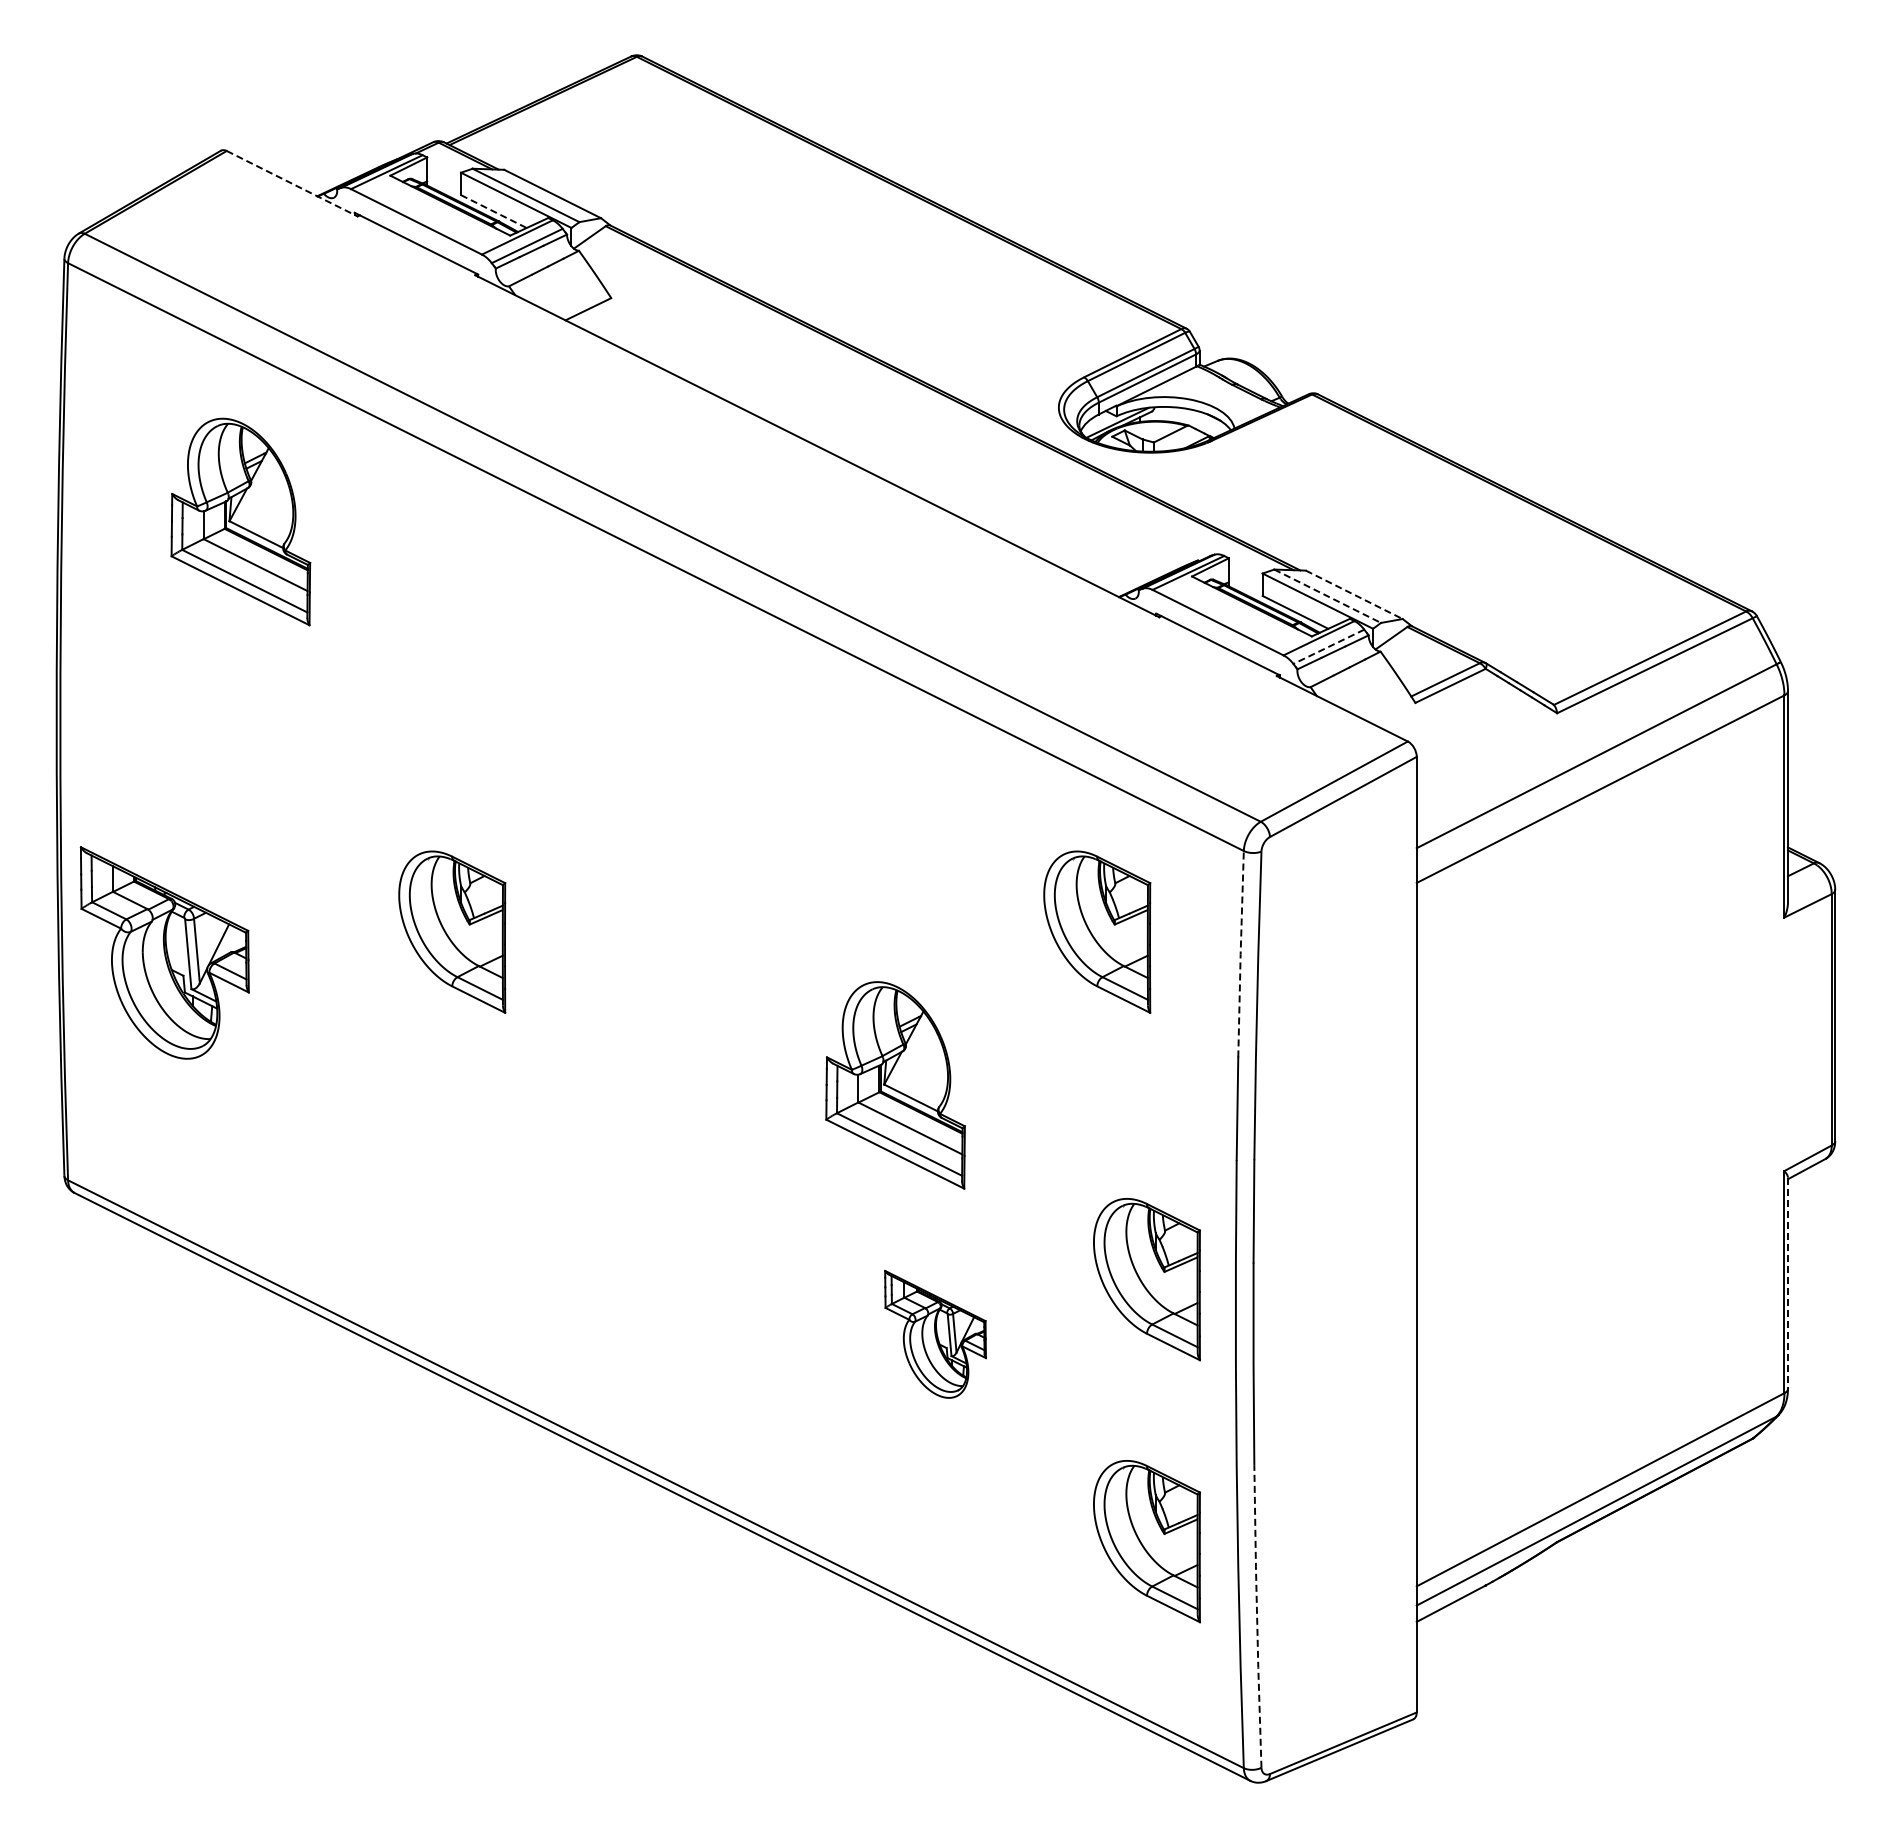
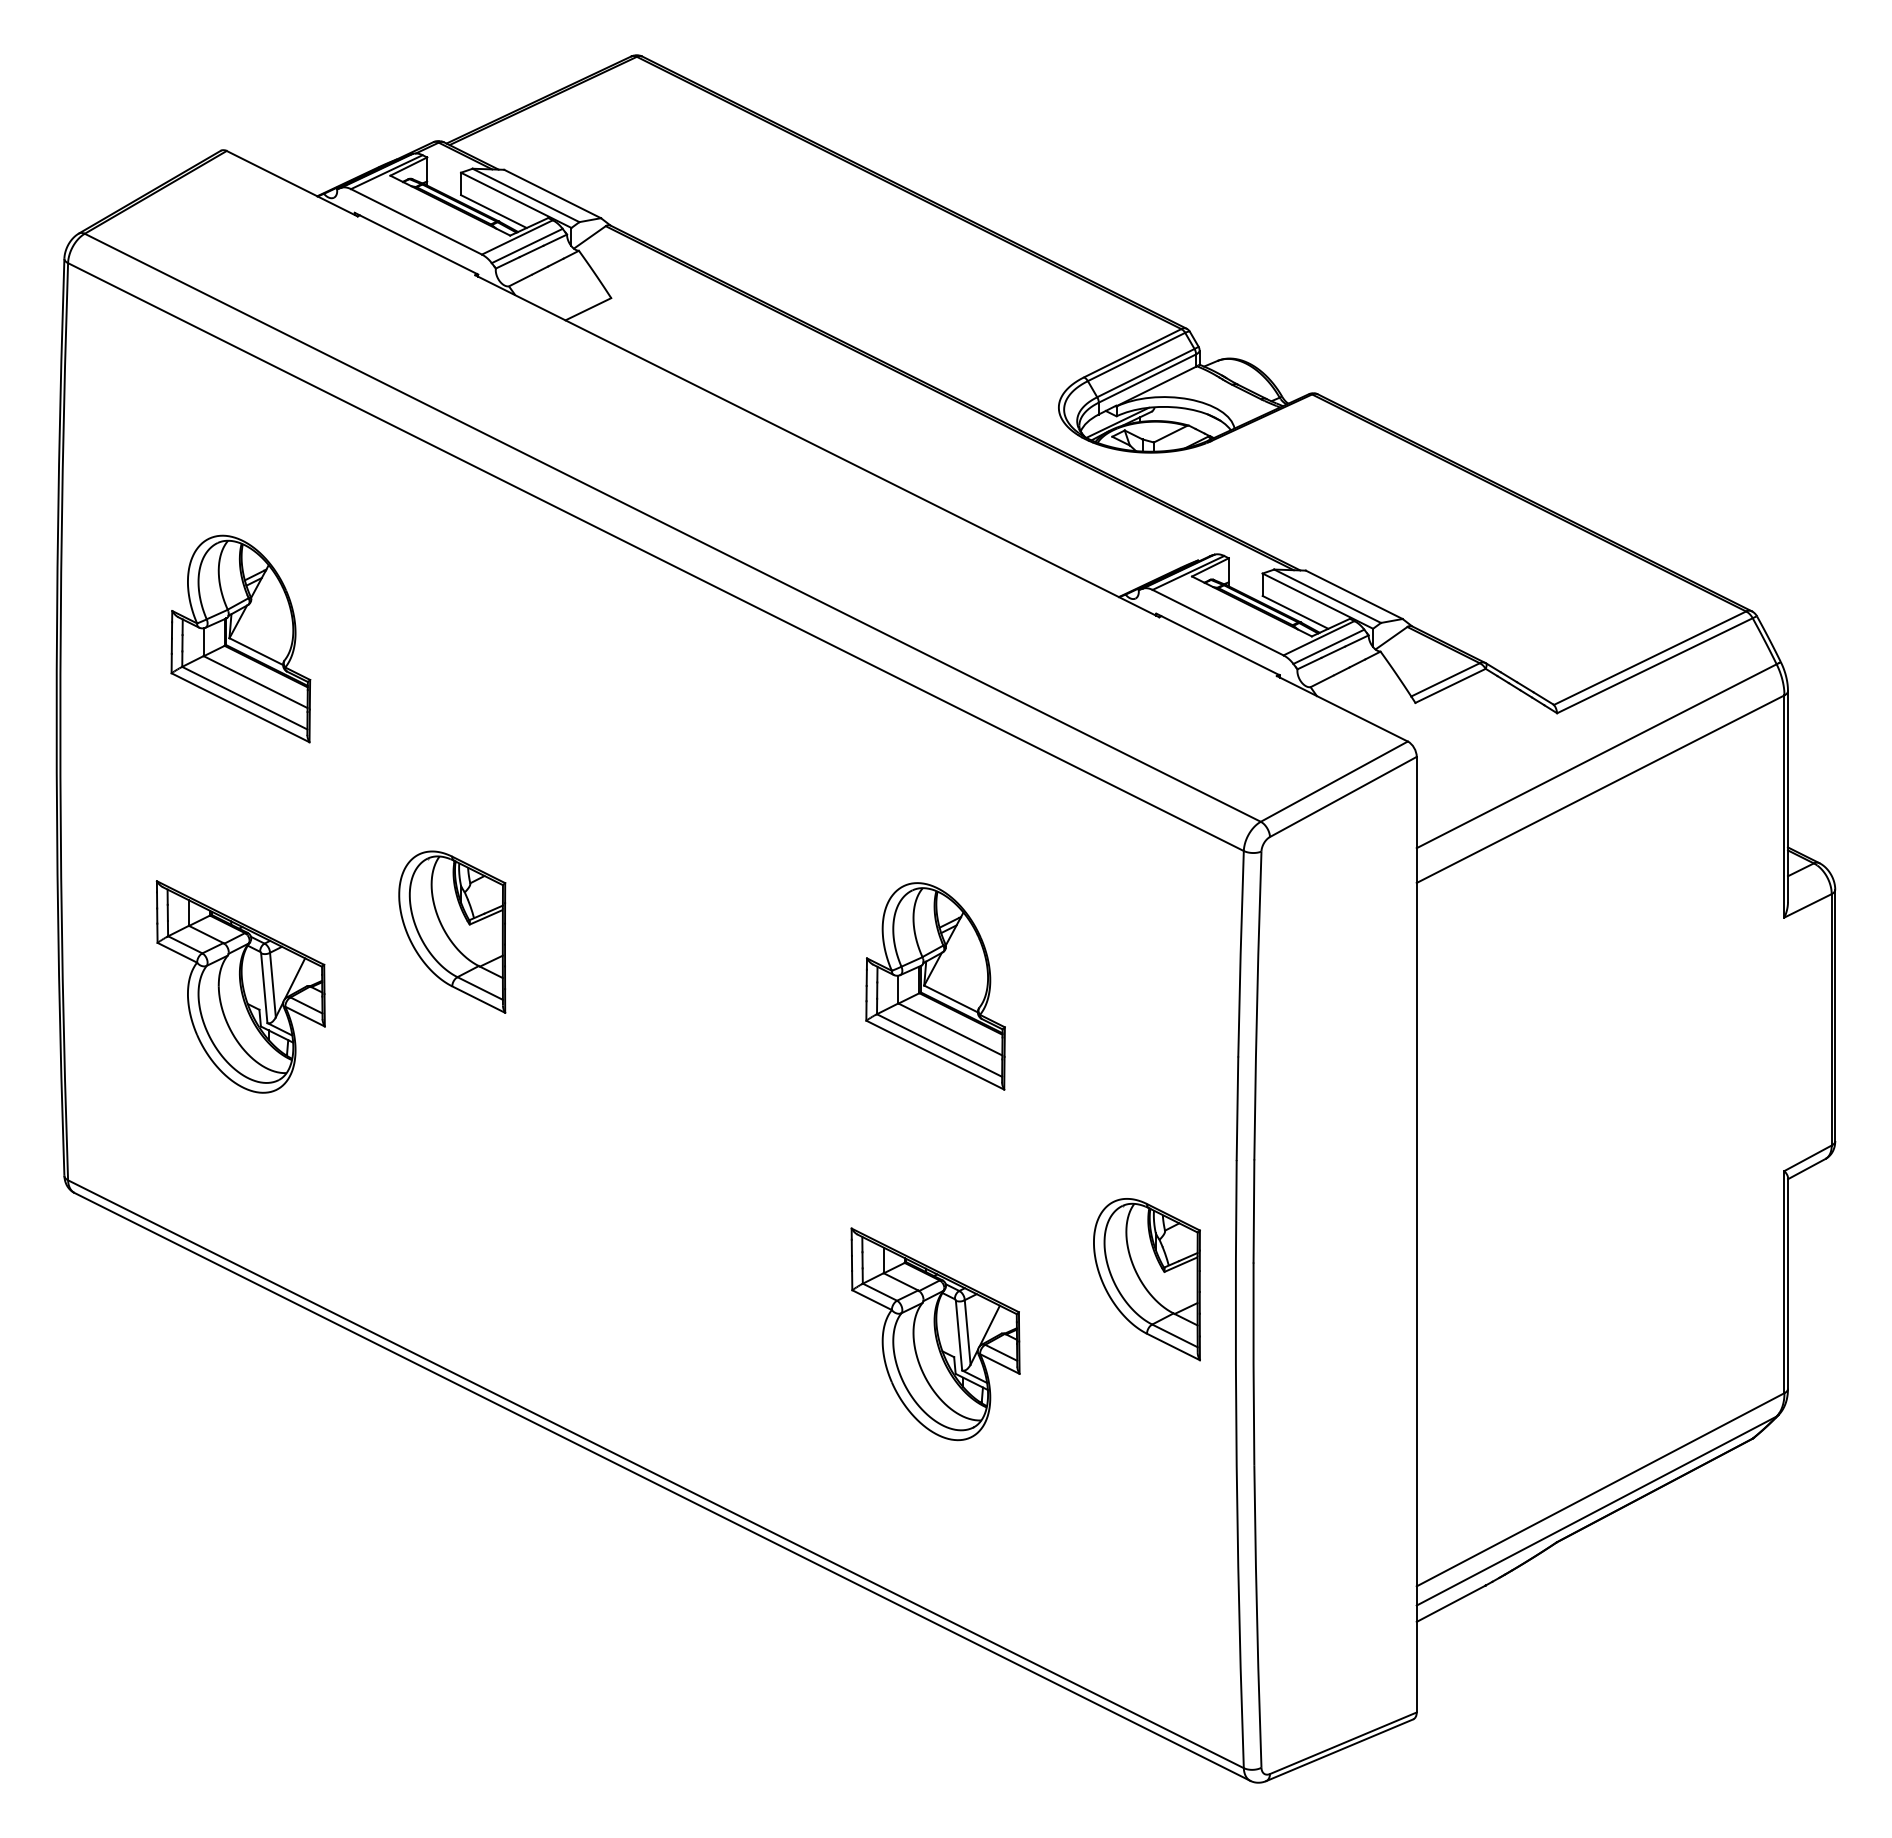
line: dashed -> solid (292, 183)
line: dashed -> solid (493, 211)
part position: (240, 521) -> (240, 638) (240, 638)
line: dashed -> solid (1354, 595)
line: dashed -> solid (1327, 596)
line: dashed -> solid (1328, 647)
part: present -> none (1097, 931)
part position: (164, 952) -> (240, 986) (240, 986)
line: dashed -> solid (1240, 954)
part position: (895, 1085) -> (935, 986) (935, 986)
line: dashed -> solid (1788, 1283)
part size: 103x129 px -> 171x215 px (935, 1334)
part: present -> none (1146, 1541)
line: dashed -> solid (1257, 1616)
